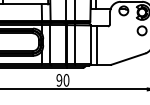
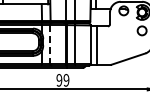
line: solid -> dashed (50, 44)
text: 90 -> 99 (66, 80)
